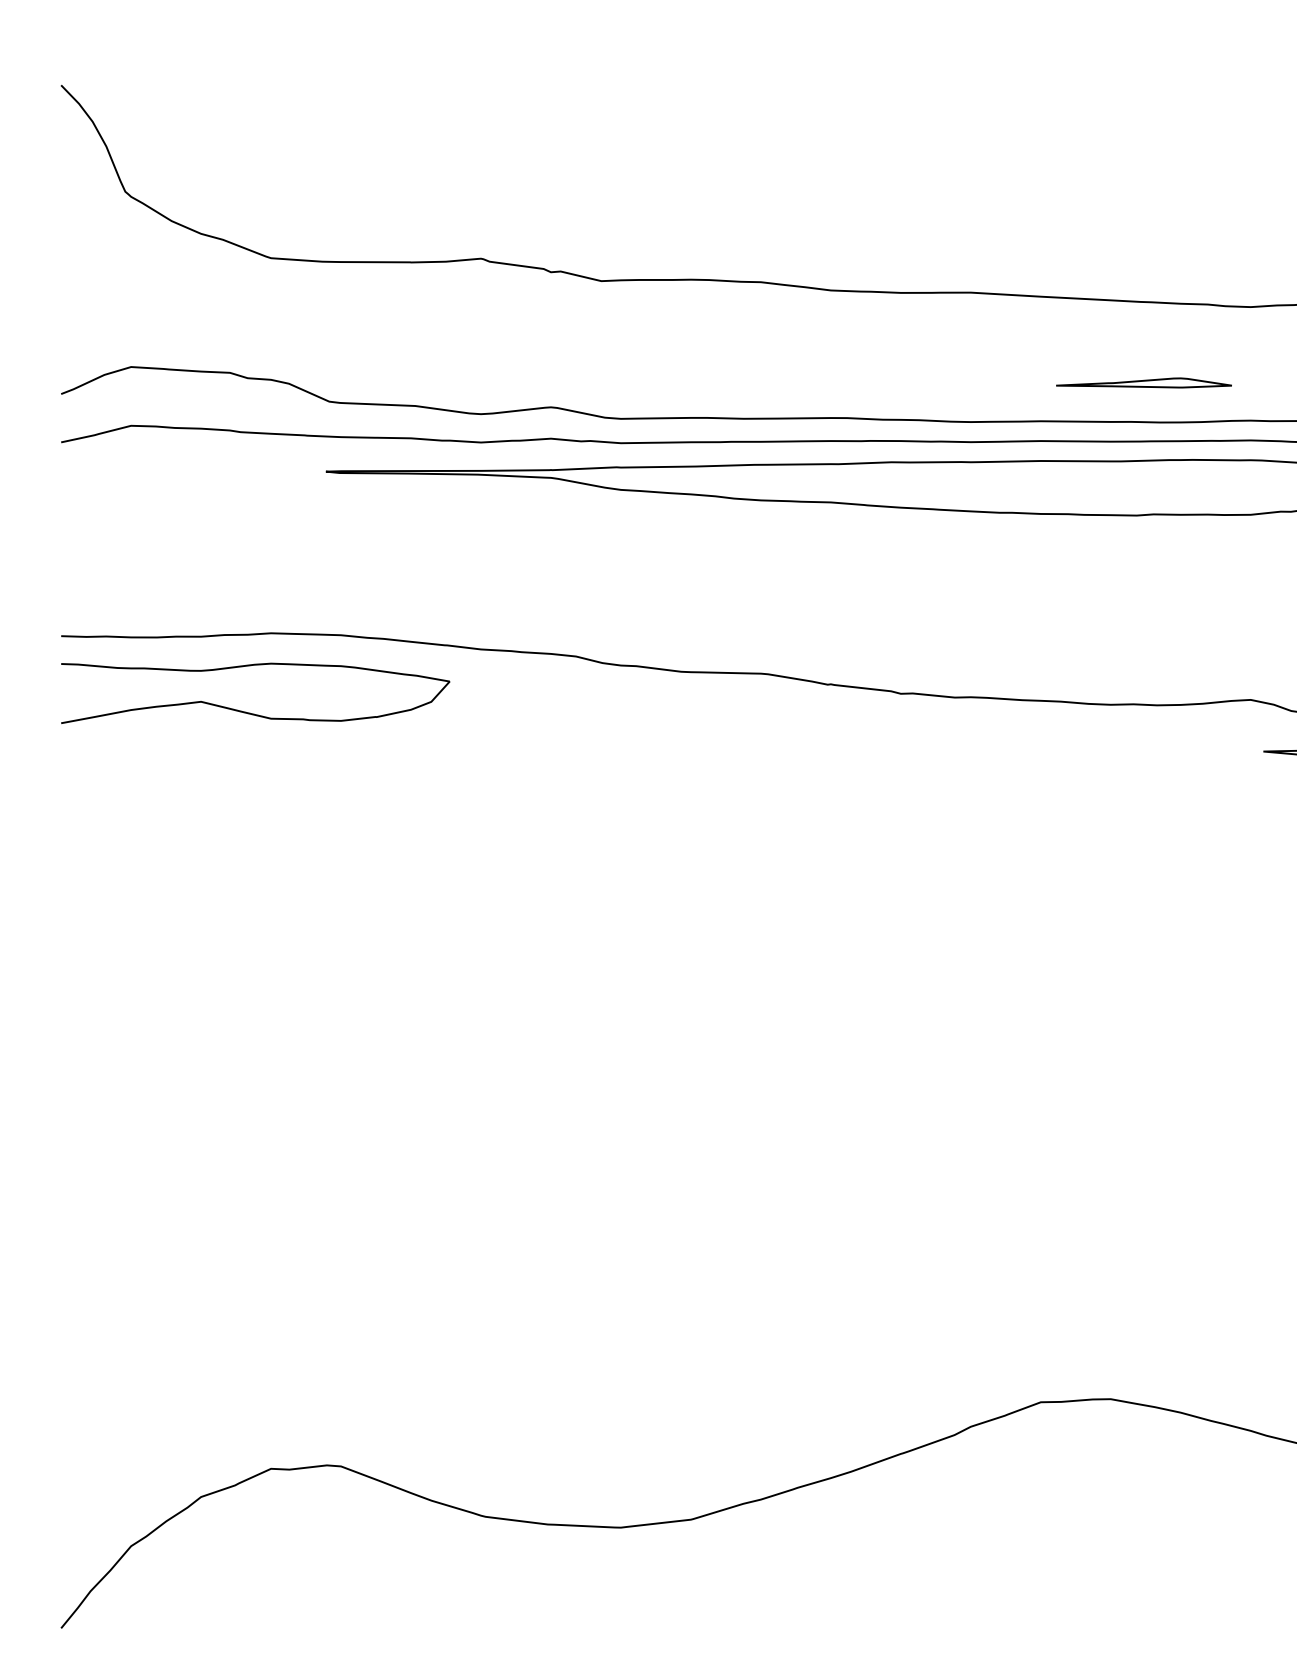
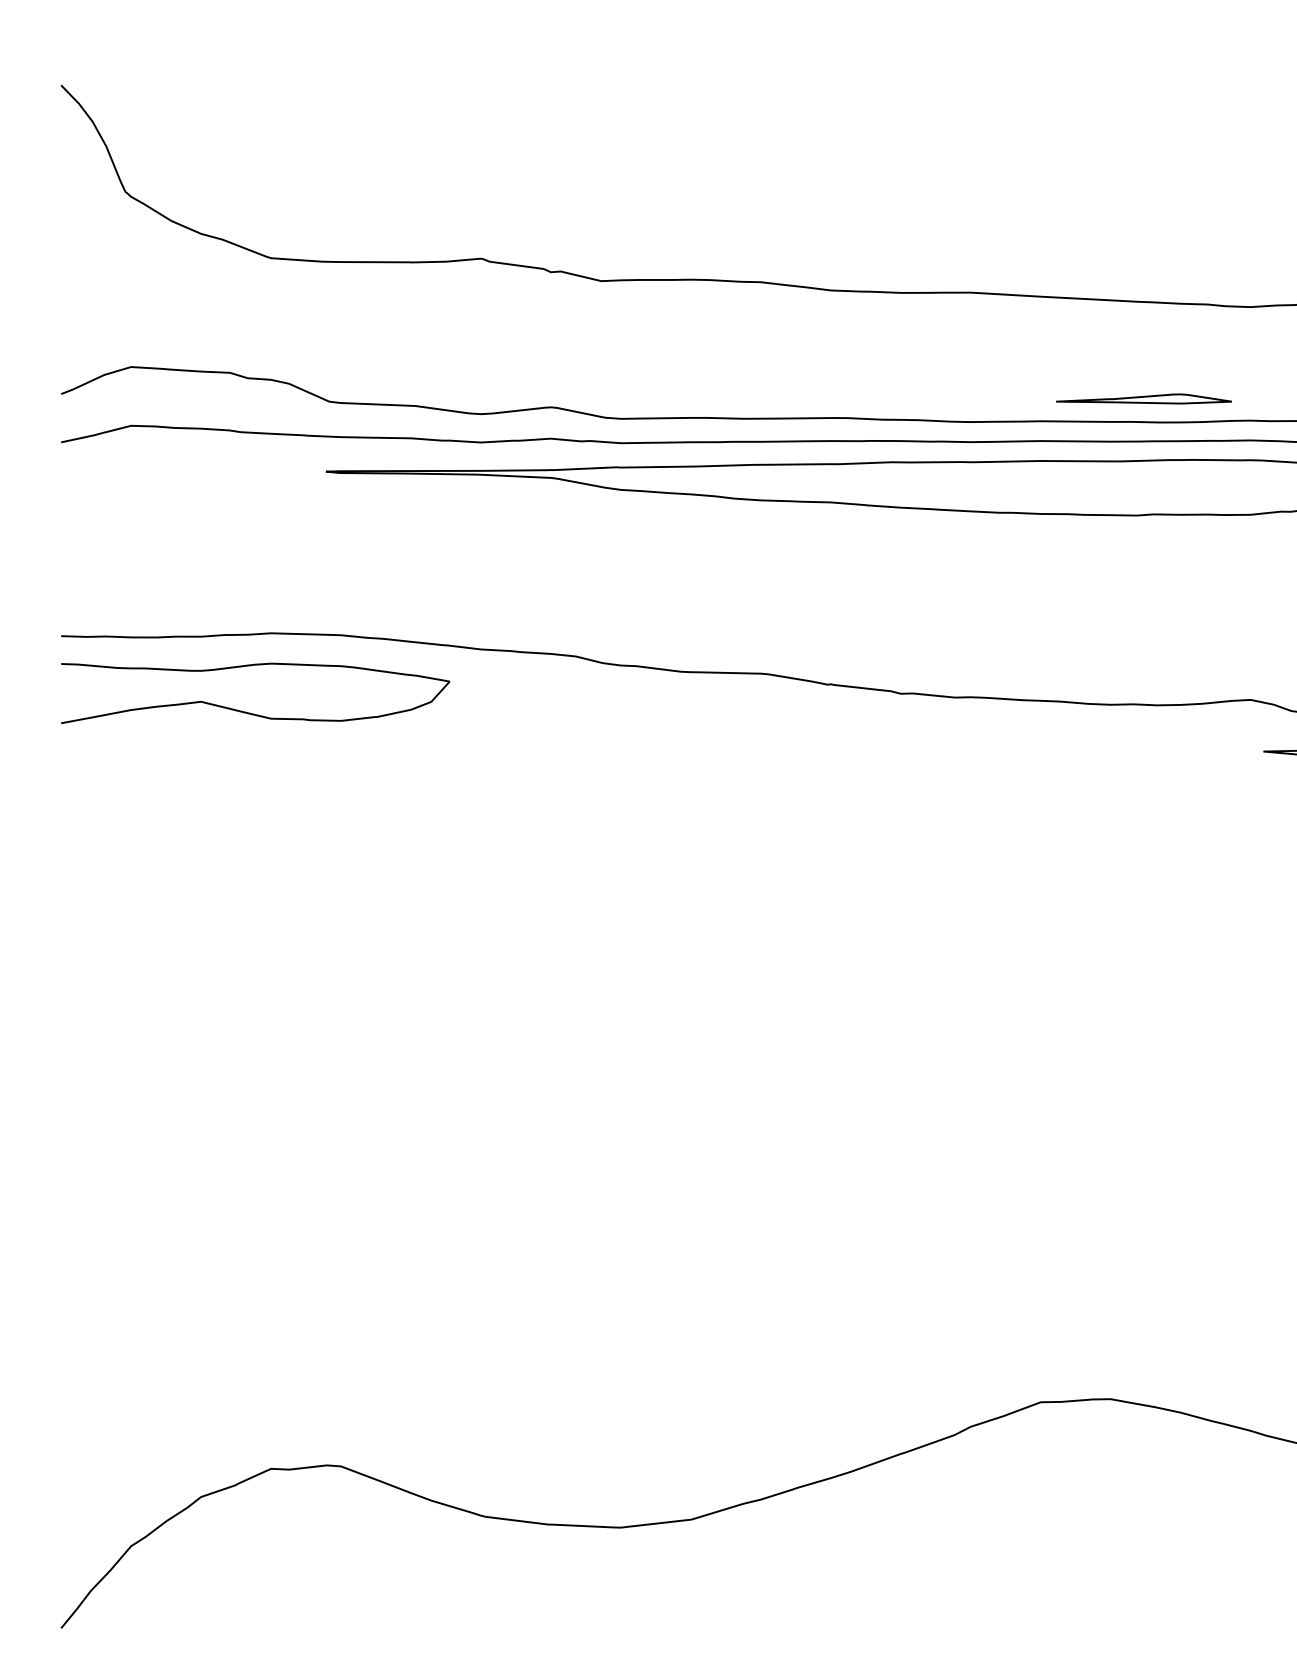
part position: (1143, 382) -> (1143, 398) (1143, 398)
